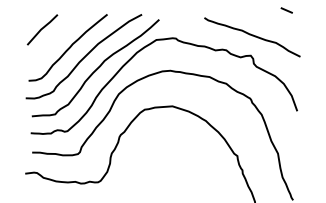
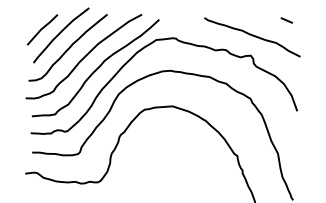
line position: (286, 10) -> (286, 20) (286, 20)
curve: none -> present (60, 33)
